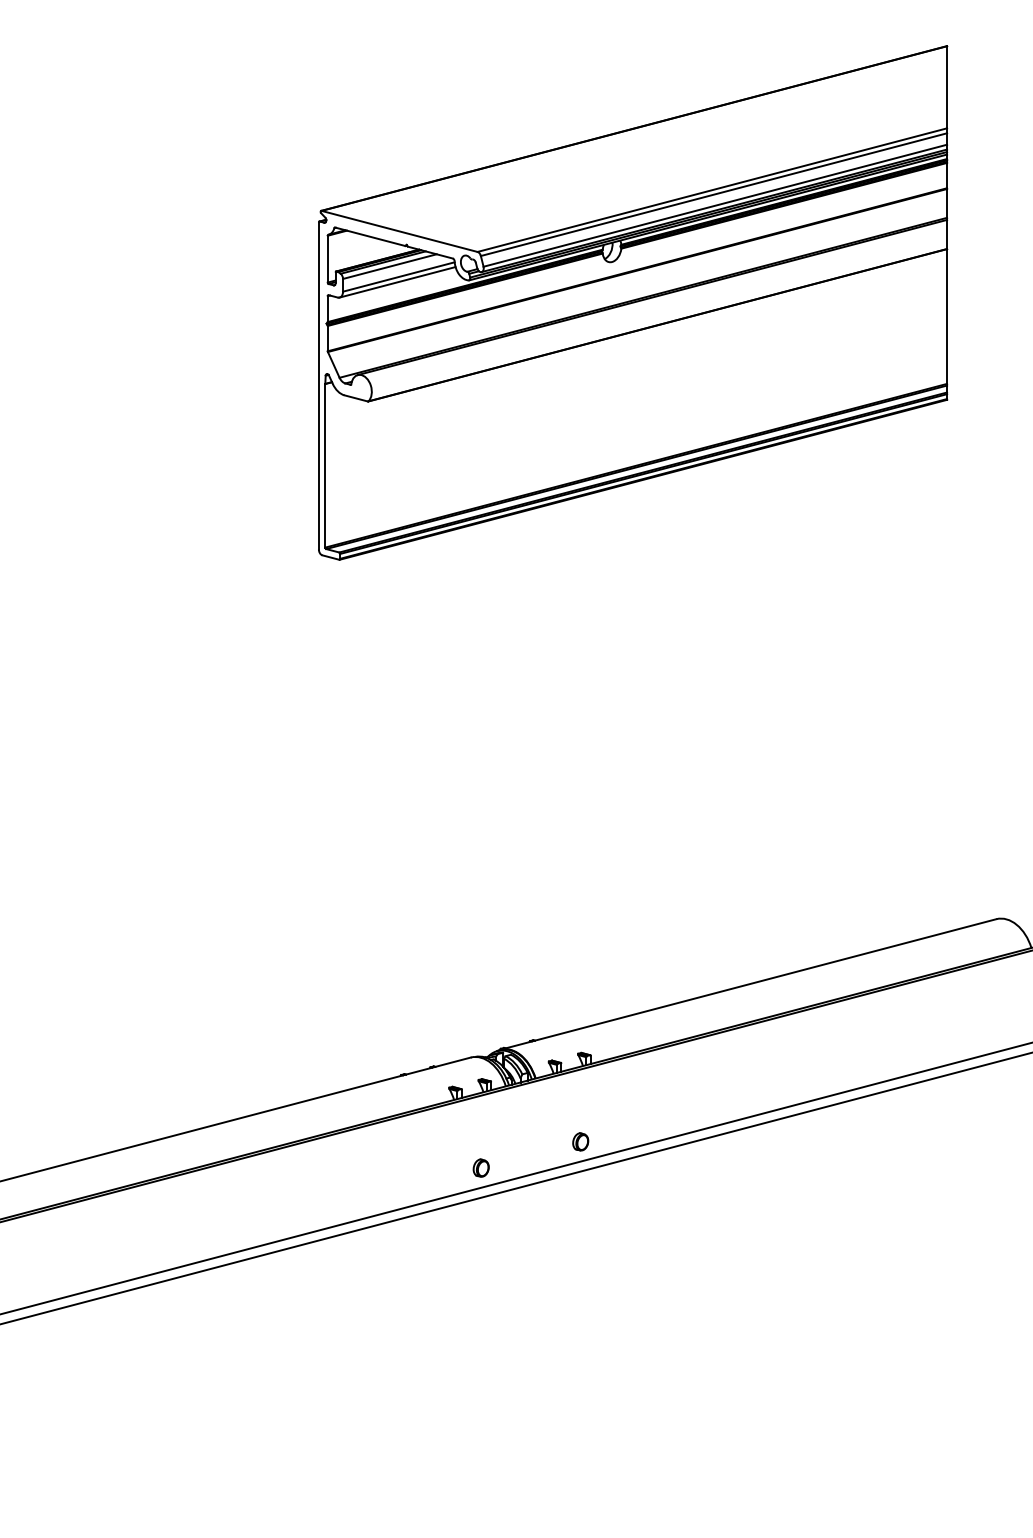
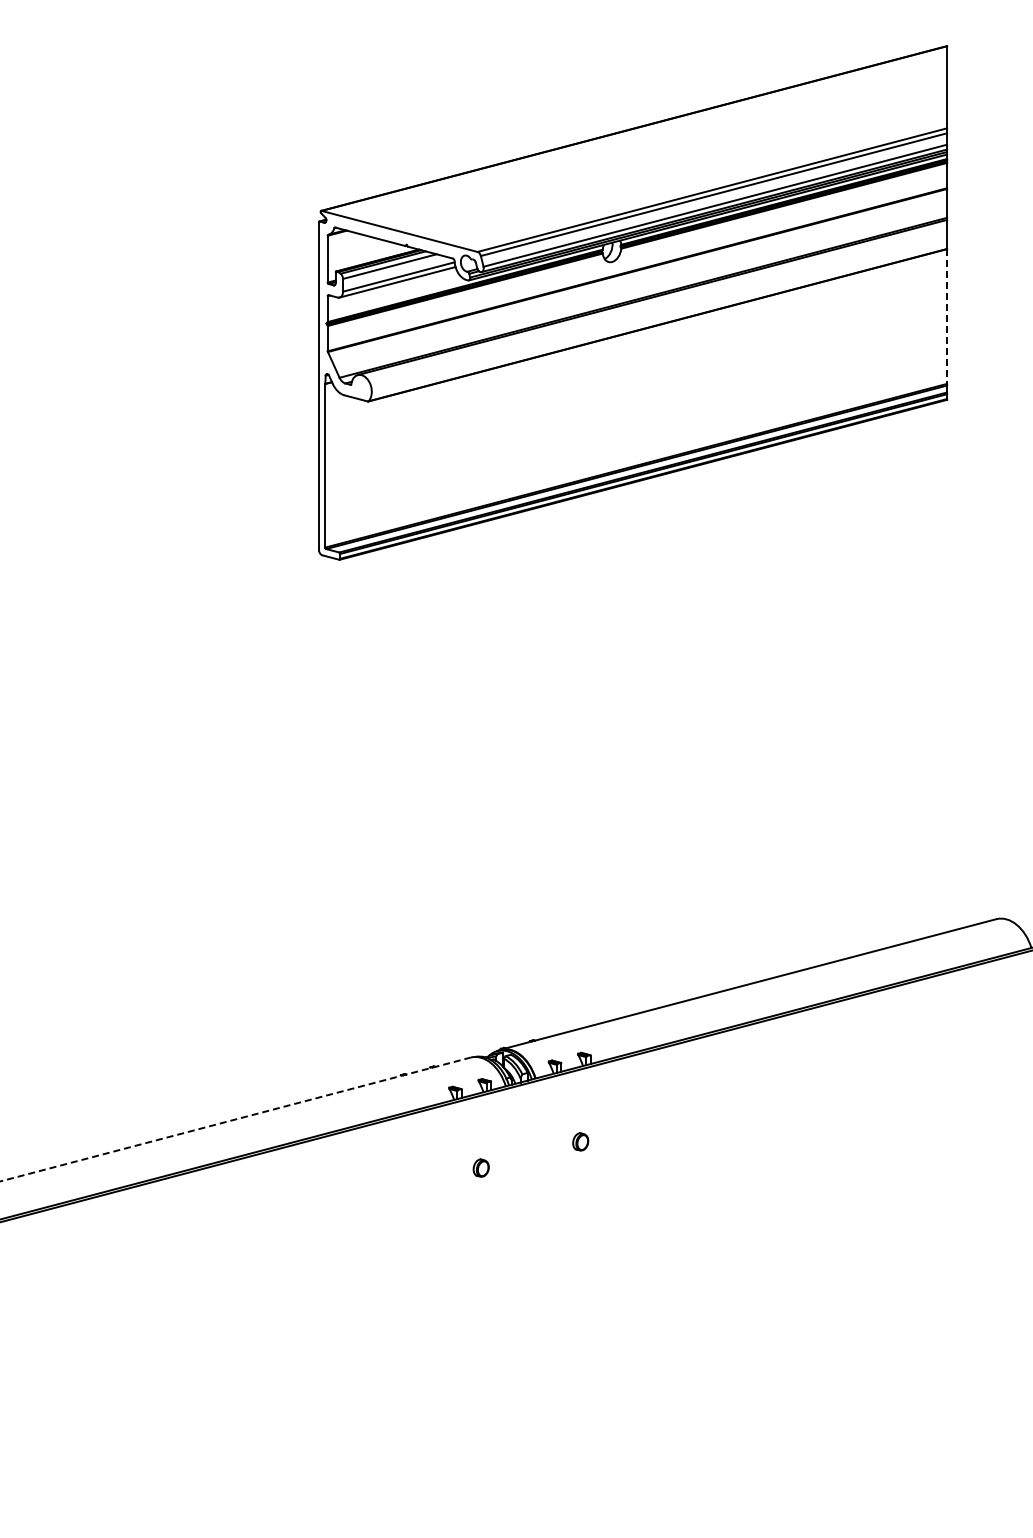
line: solid -> dashed (947, 317)
line: solid -> dashed (236, 1119)
line: present -> none (515, 1178)
line: present -> none (515, 1188)
